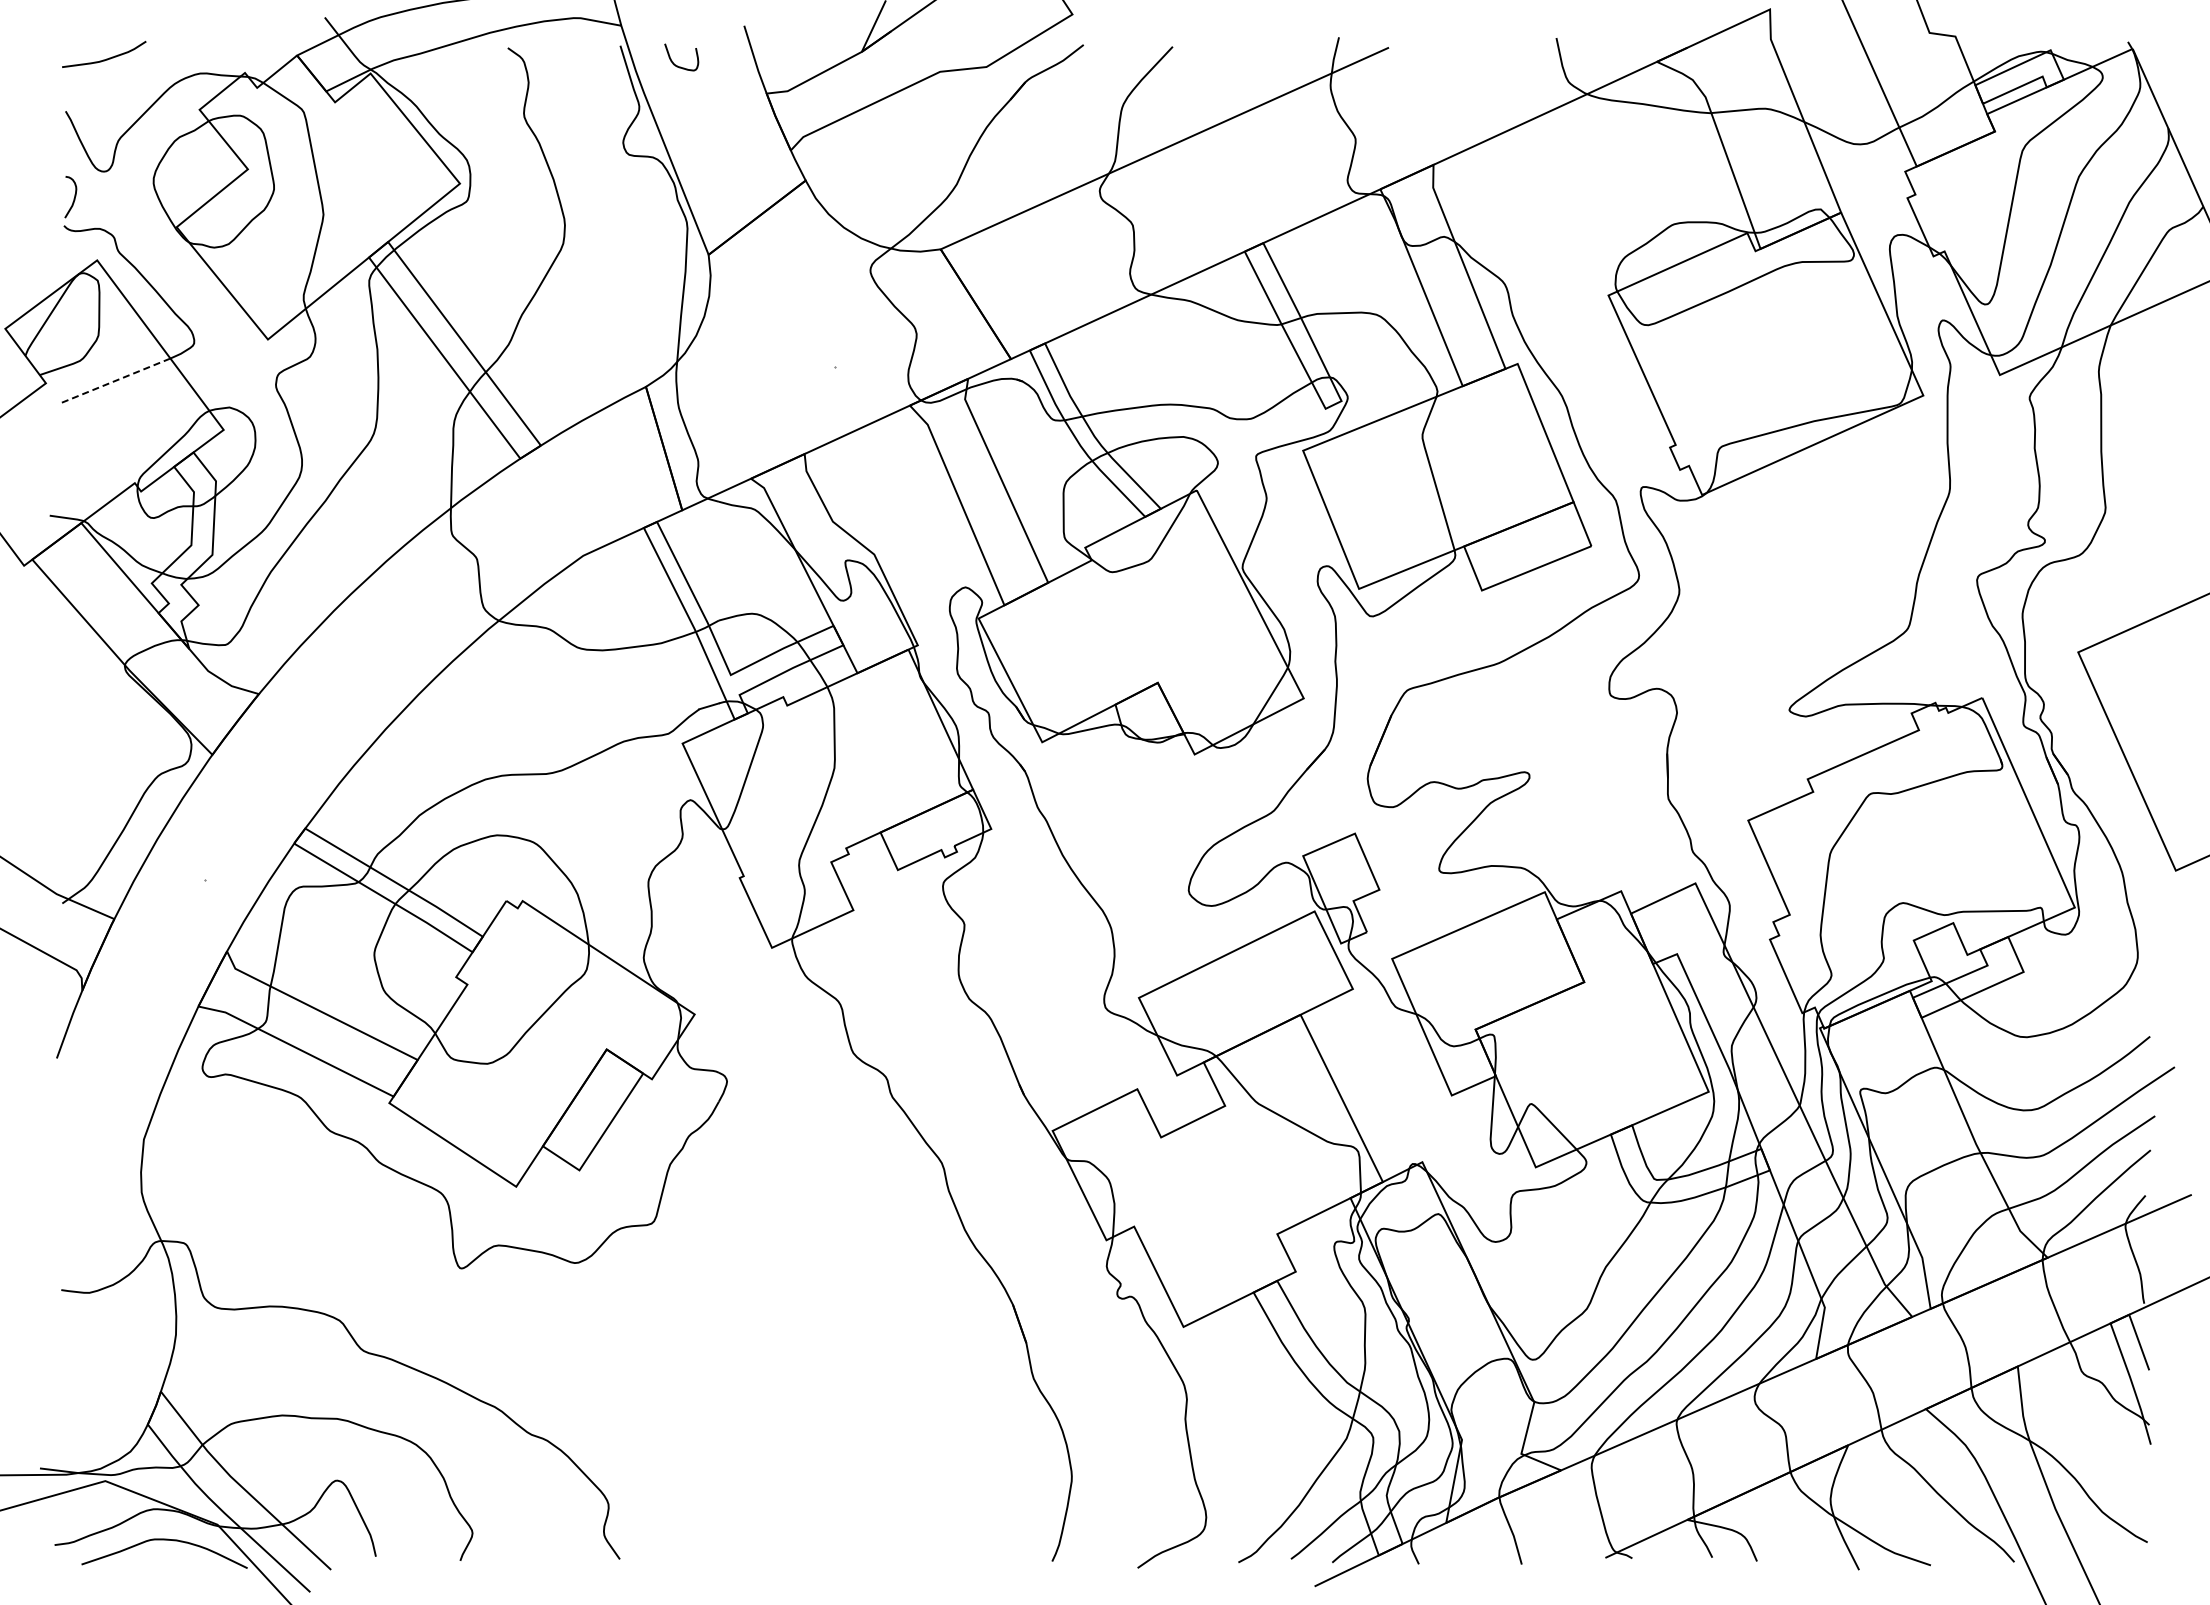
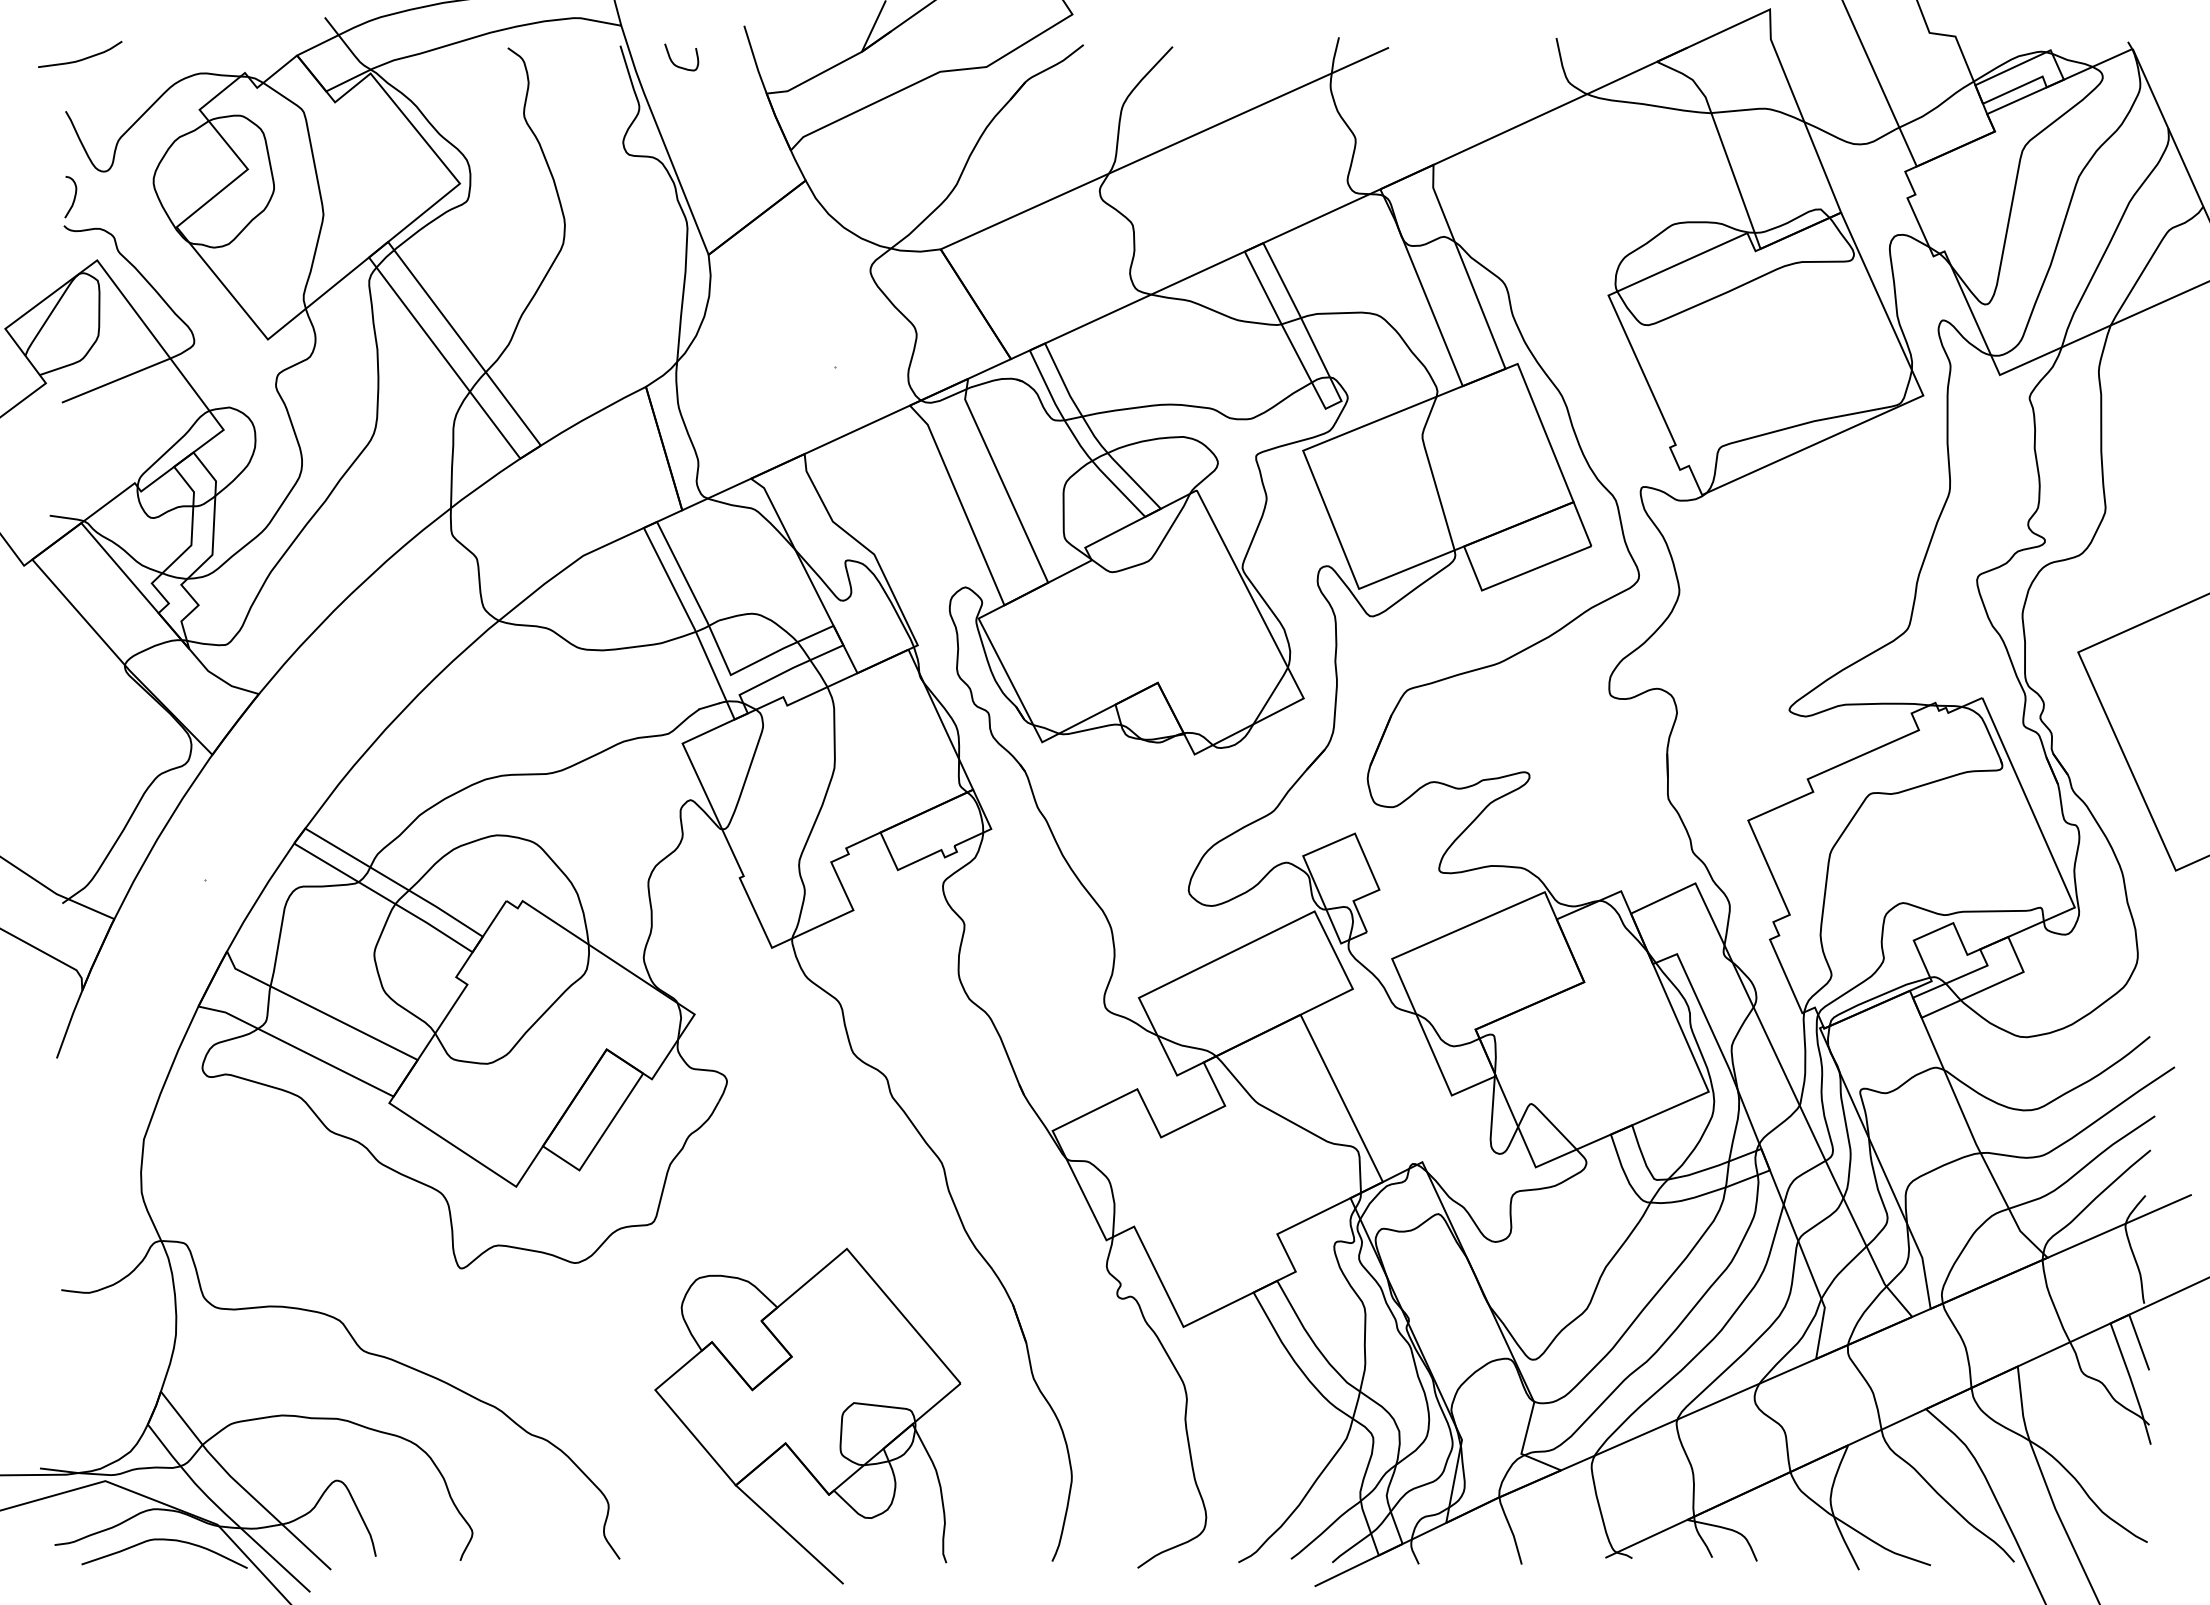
curve position: (106, 58) -> (82, 58) (82, 58)
line: dashed -> solid (116, 380)
part: none -> present (807, 1415)
